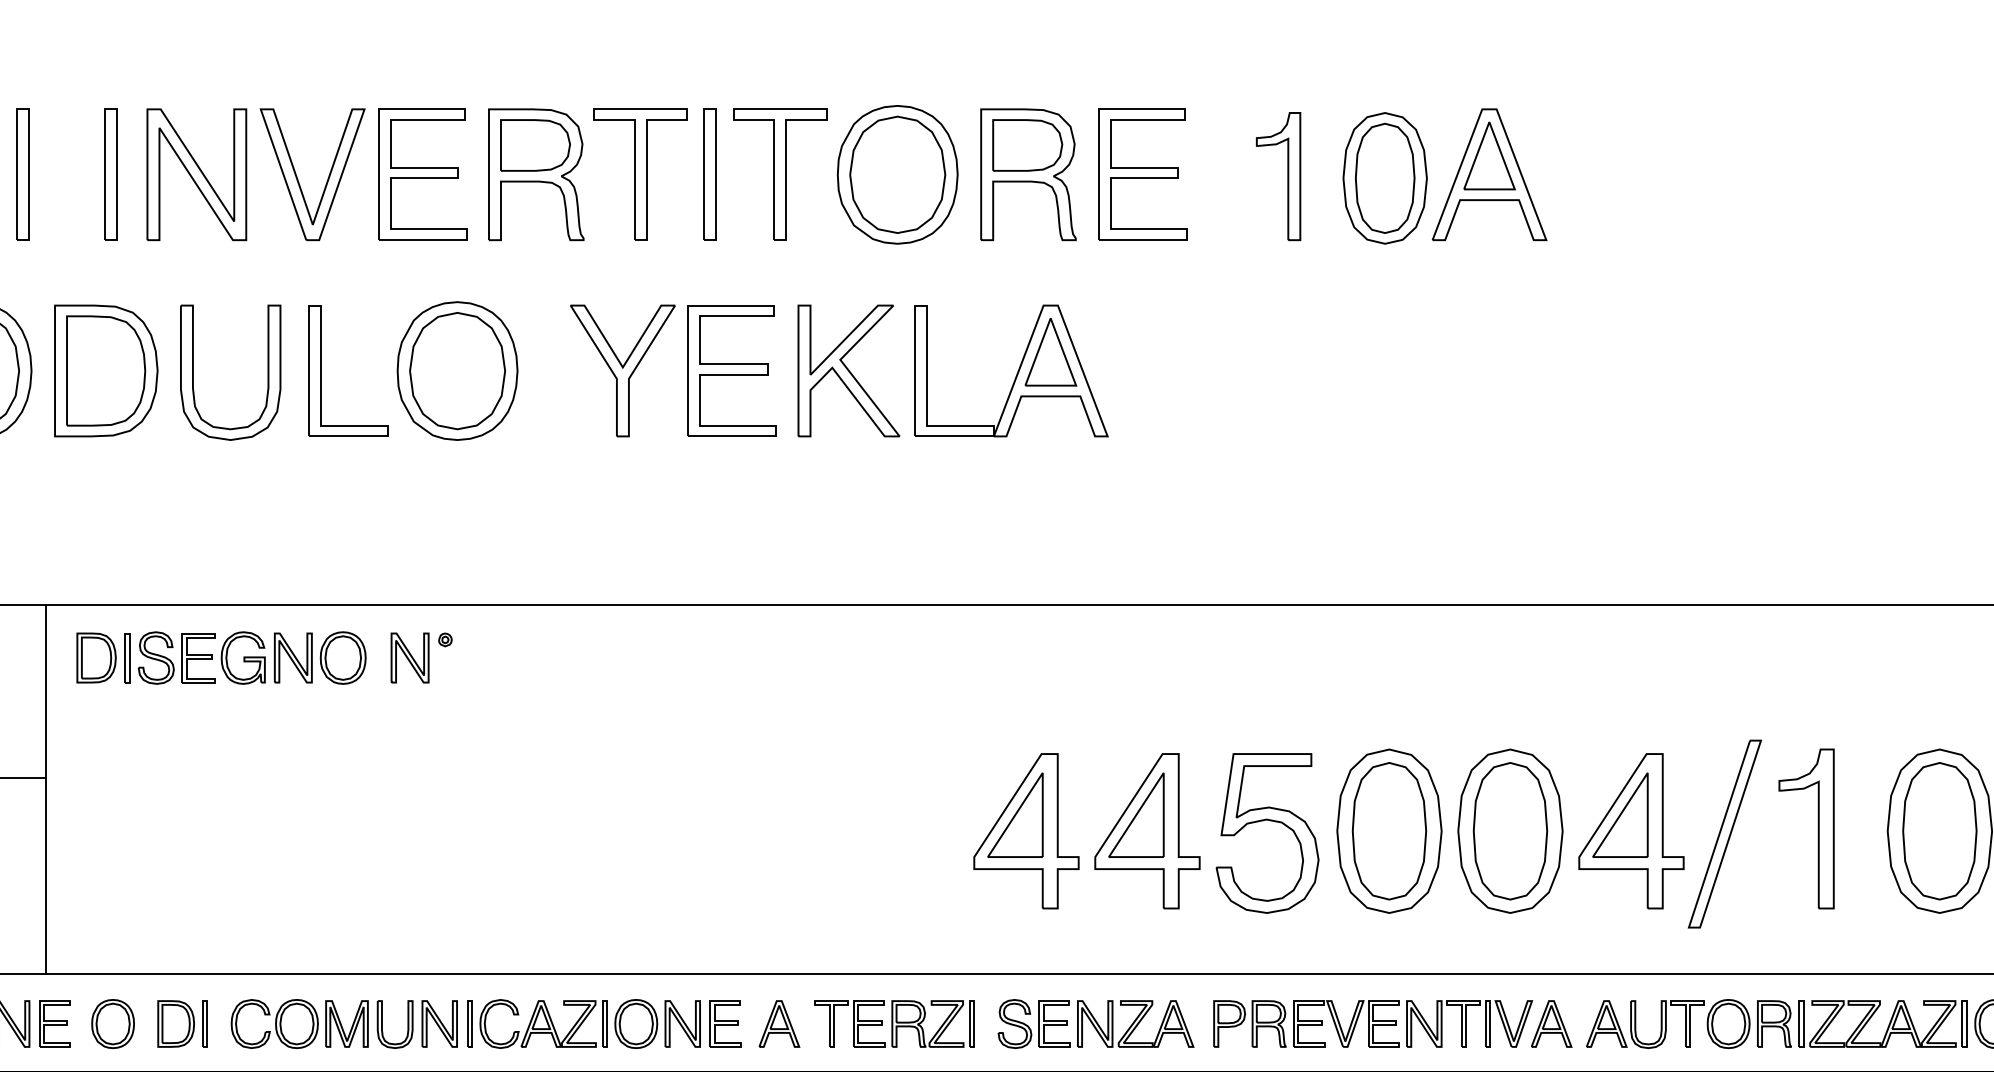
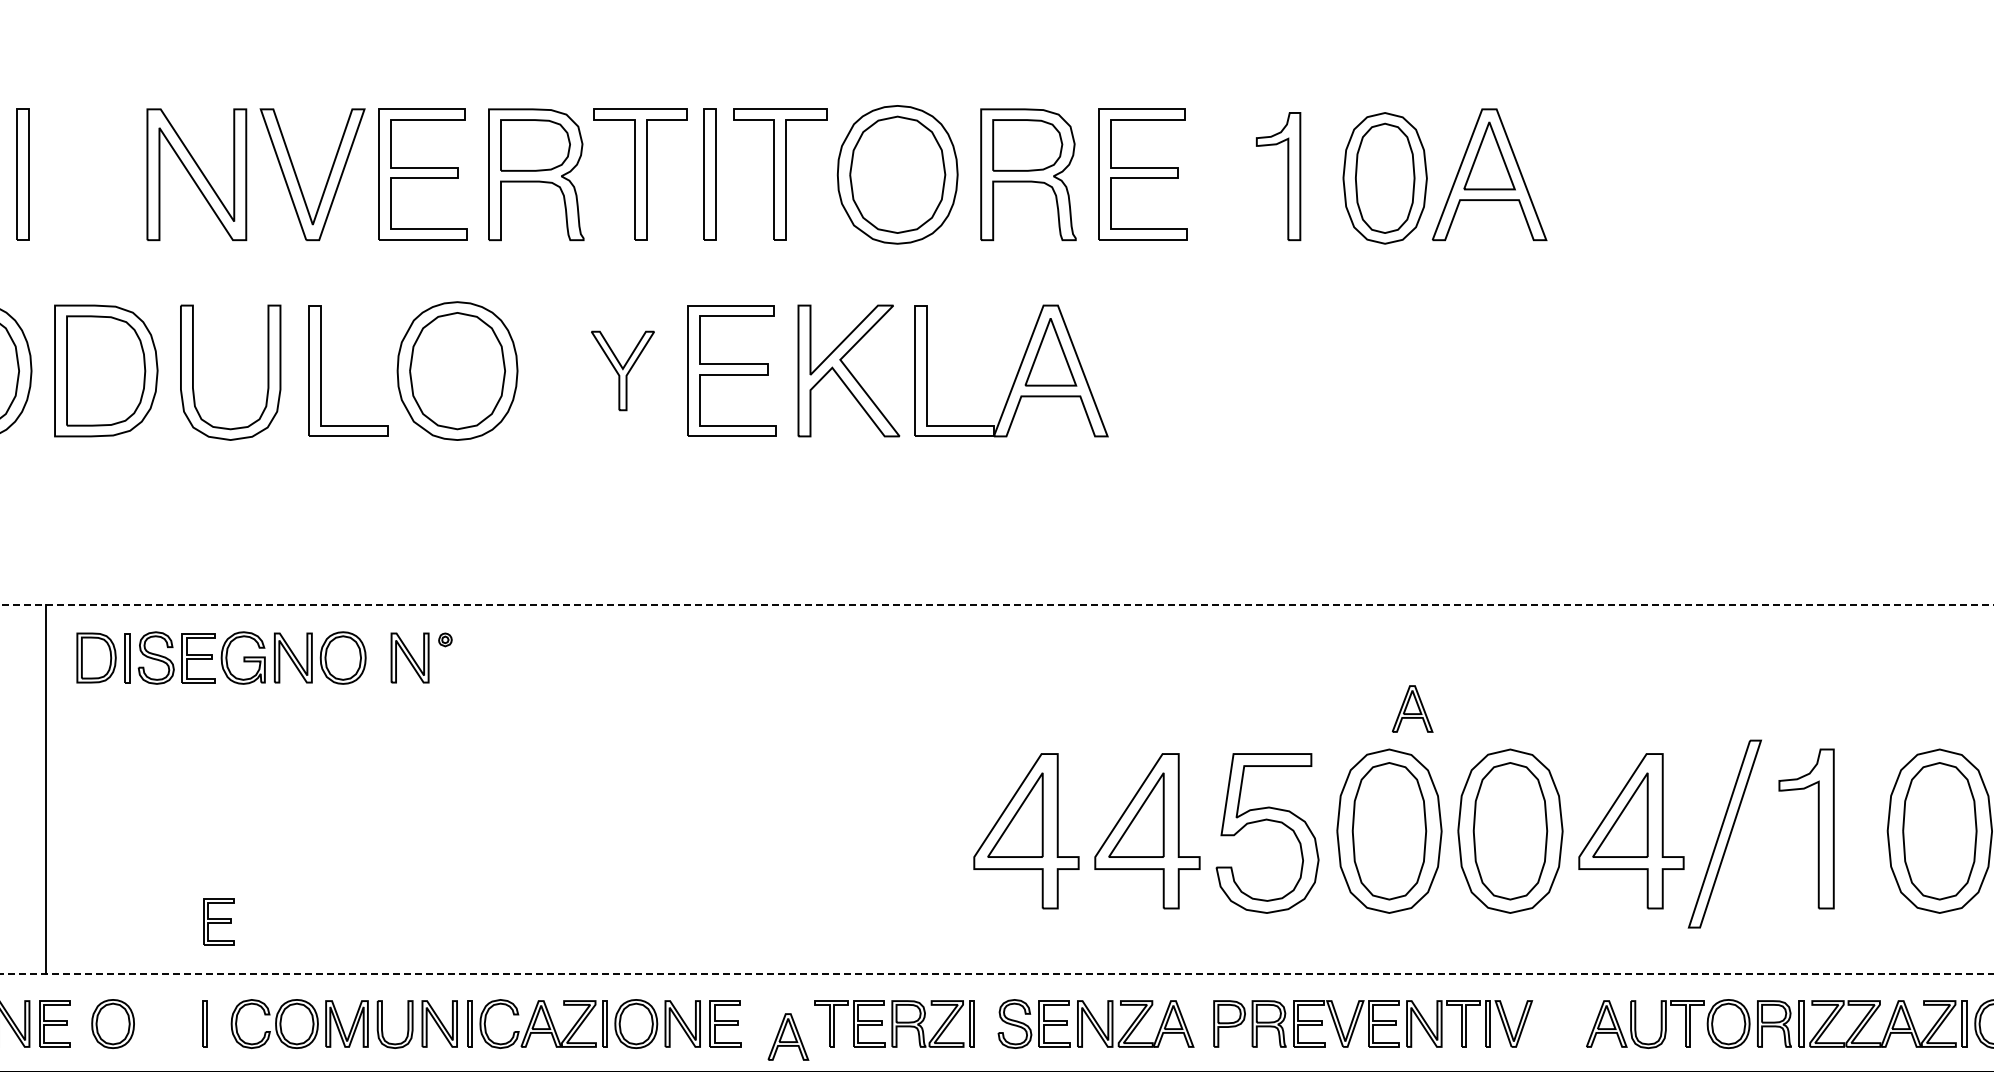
part: present -> none (110, 174)
part size: 106x134 px -> 64x82 px (622, 370)
line: solid -> dashed (997, 604)
line: present -> none (24, 778)
part: none -> present (218, 921)
line: solid -> dashed (996, 974)
part: present -> none (175, 1023)
part position: (779, 1023) -> (788, 1036) (788, 1036)
part position: (1551, 1023) -> (1412, 708) (1412, 708)
